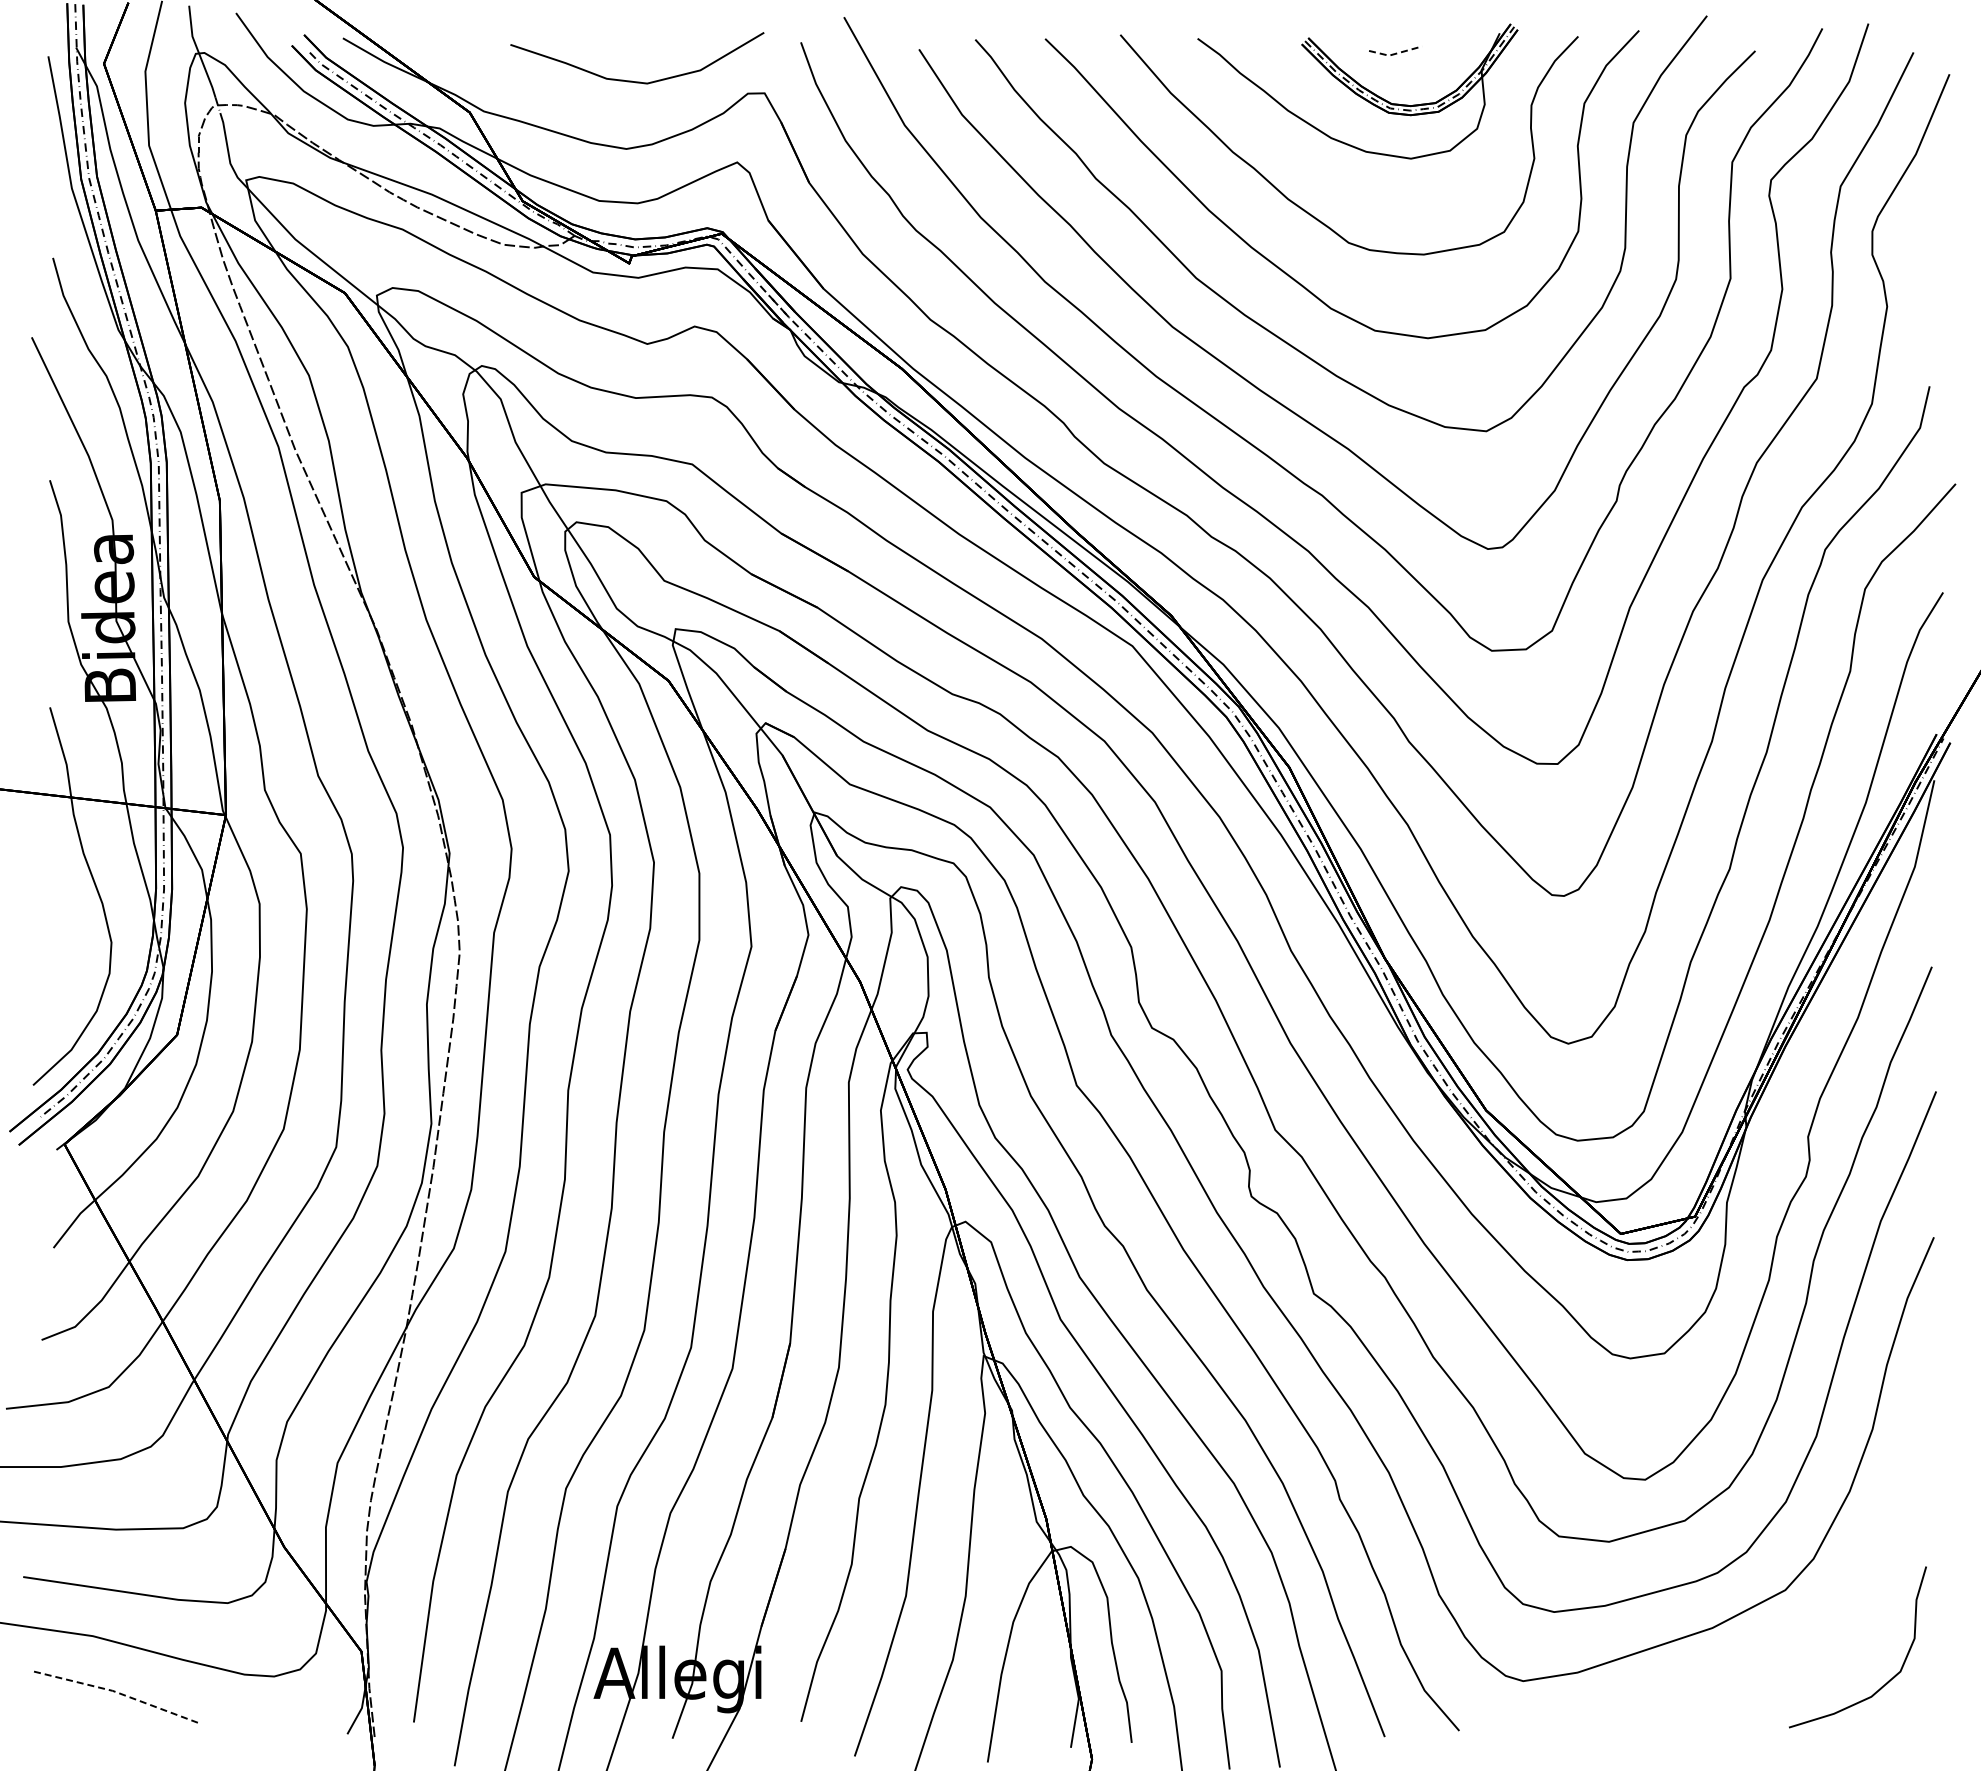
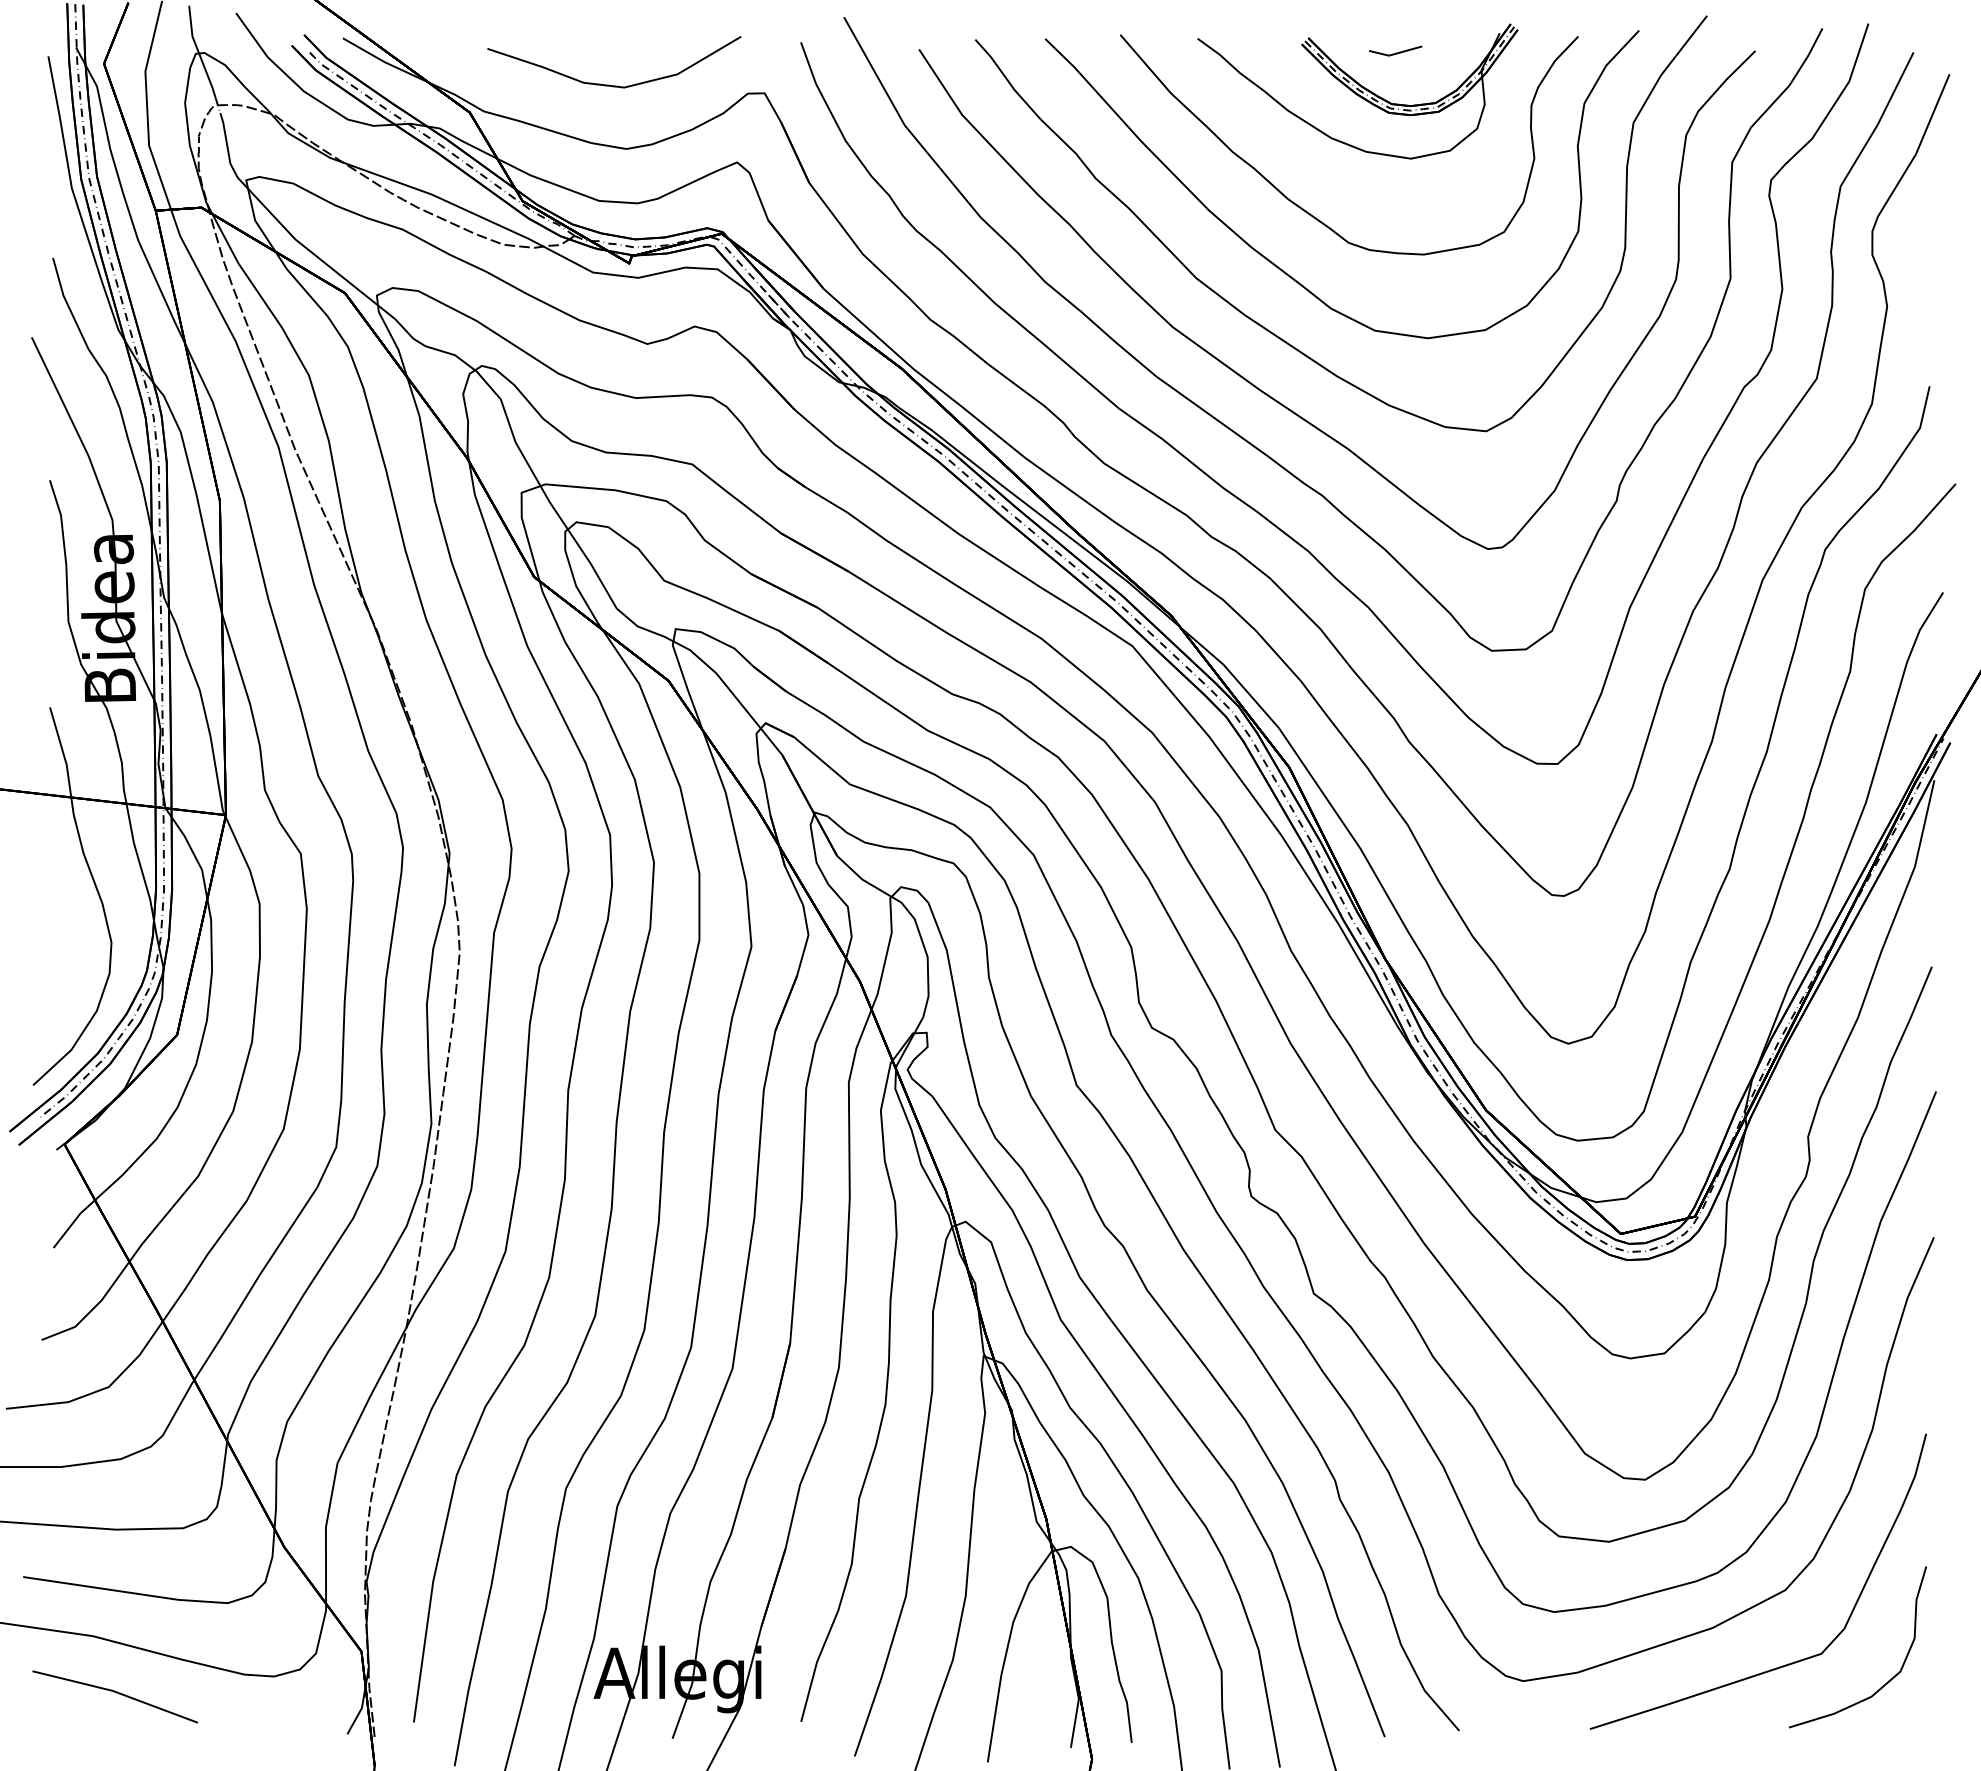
line: dashed -> solid (1395, 53)
curve position: (632, 80) -> (609, 84) (609, 84)
curve: none -> present (1785, 1664)
line: dashed -> solid (115, 1691)
